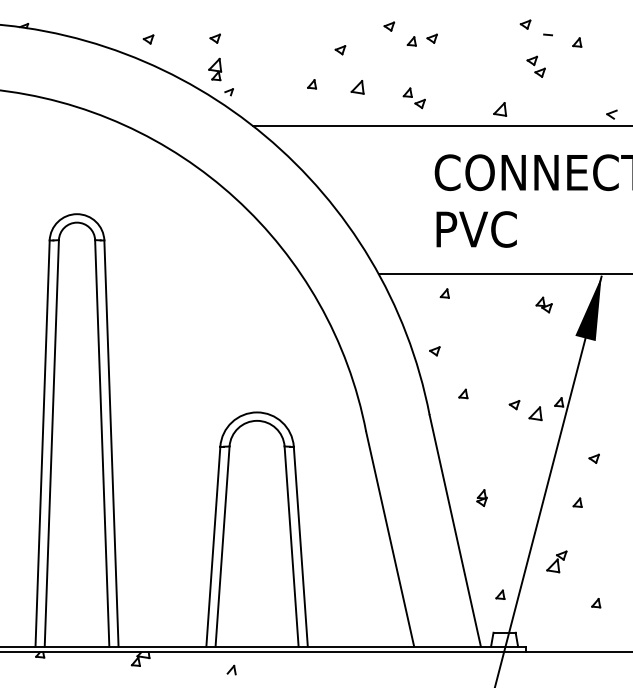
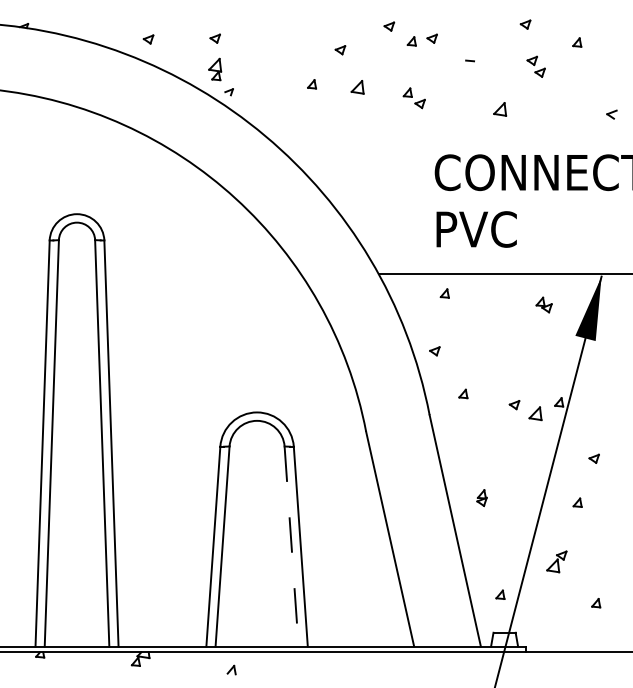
line position: (547, 34) -> (469, 60) (469, 60)
line: present -> none (440, 125)
line: solid -> dashed (291, 547)
